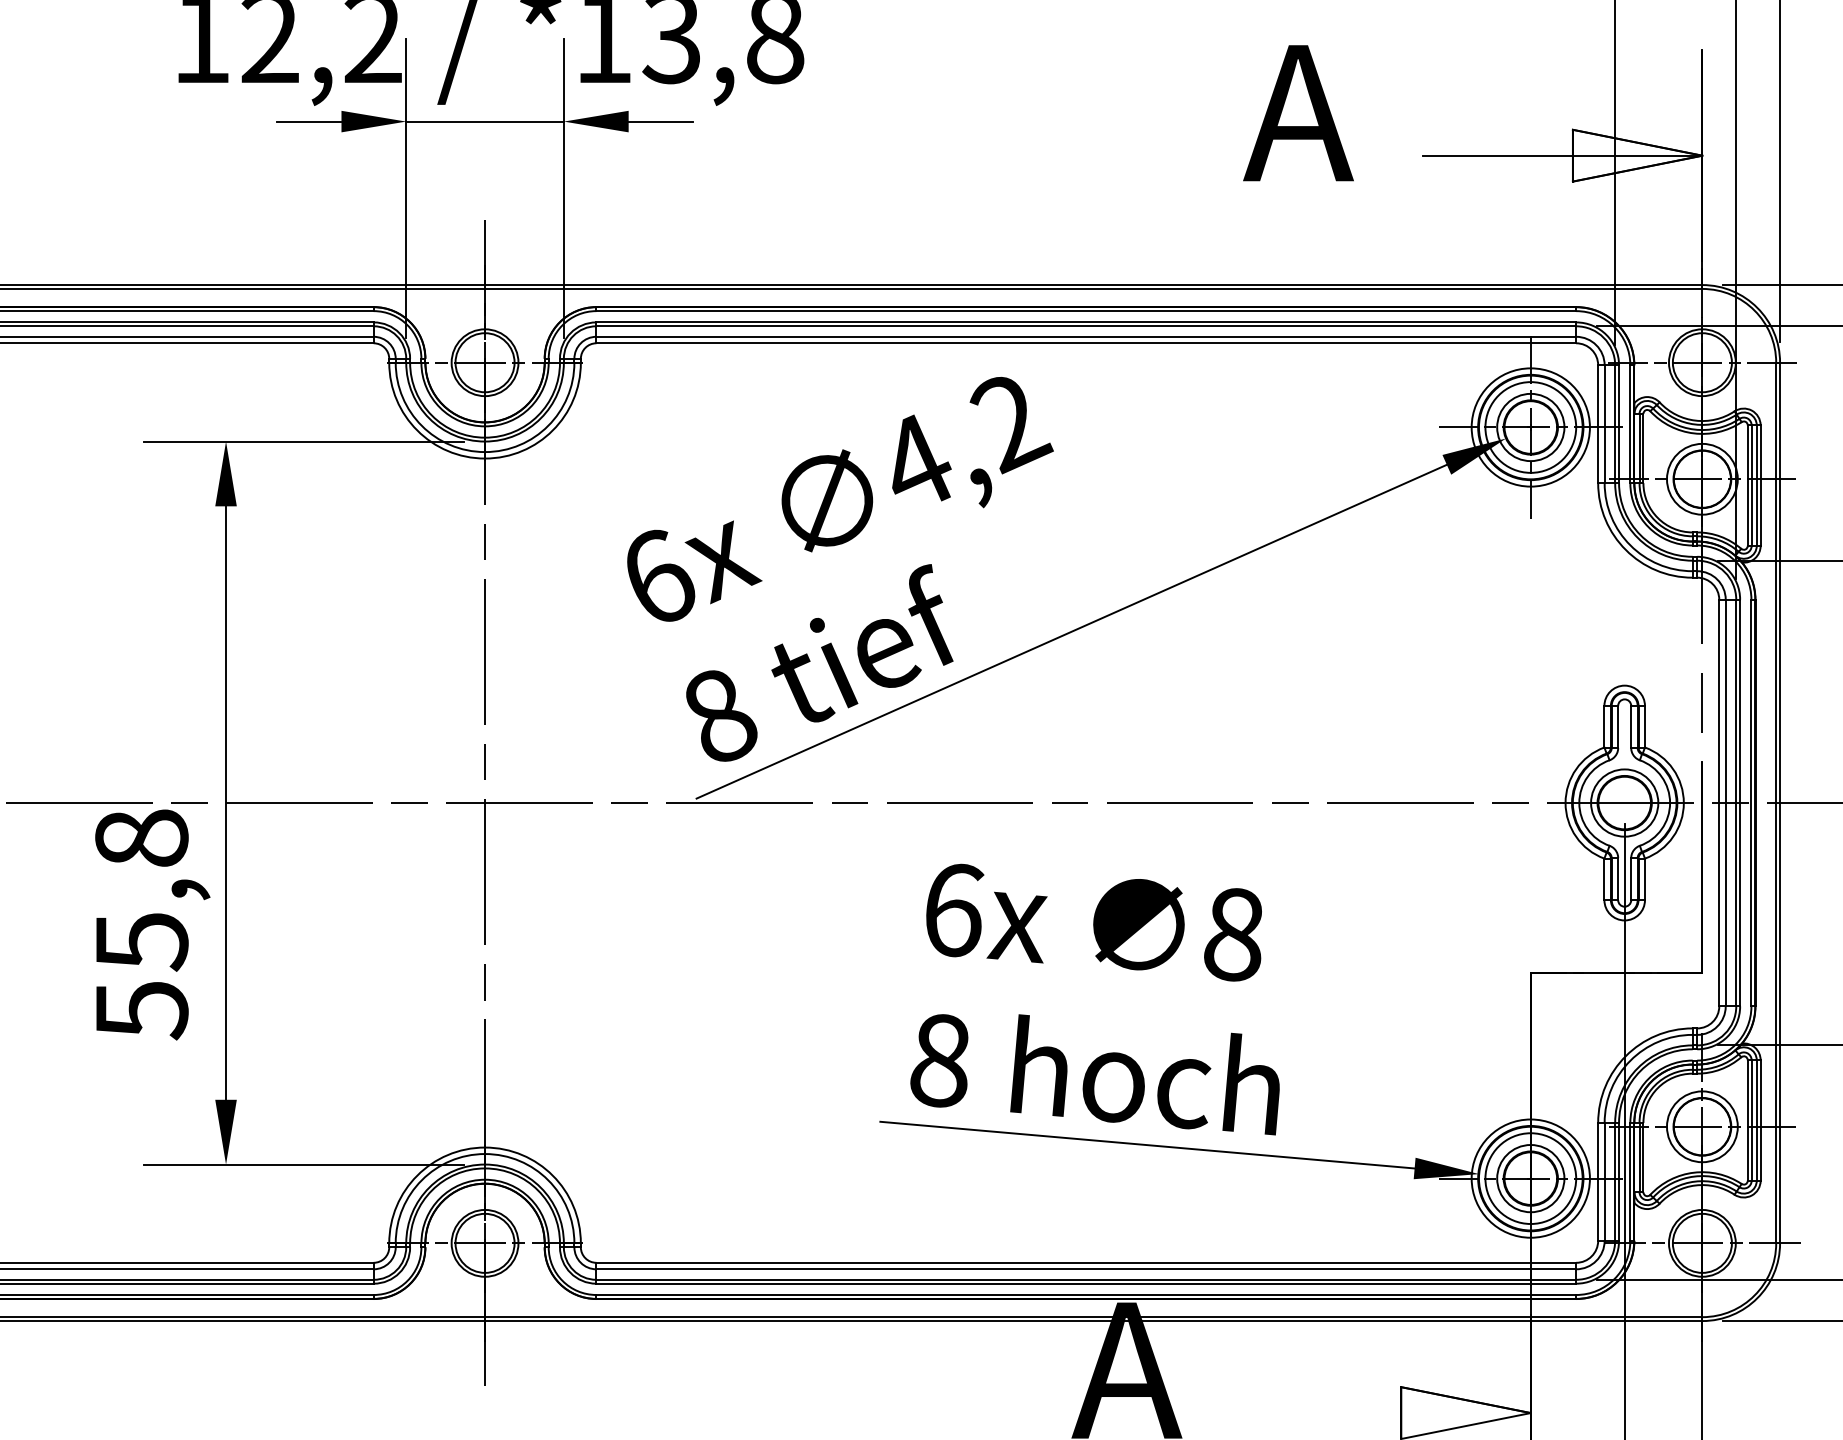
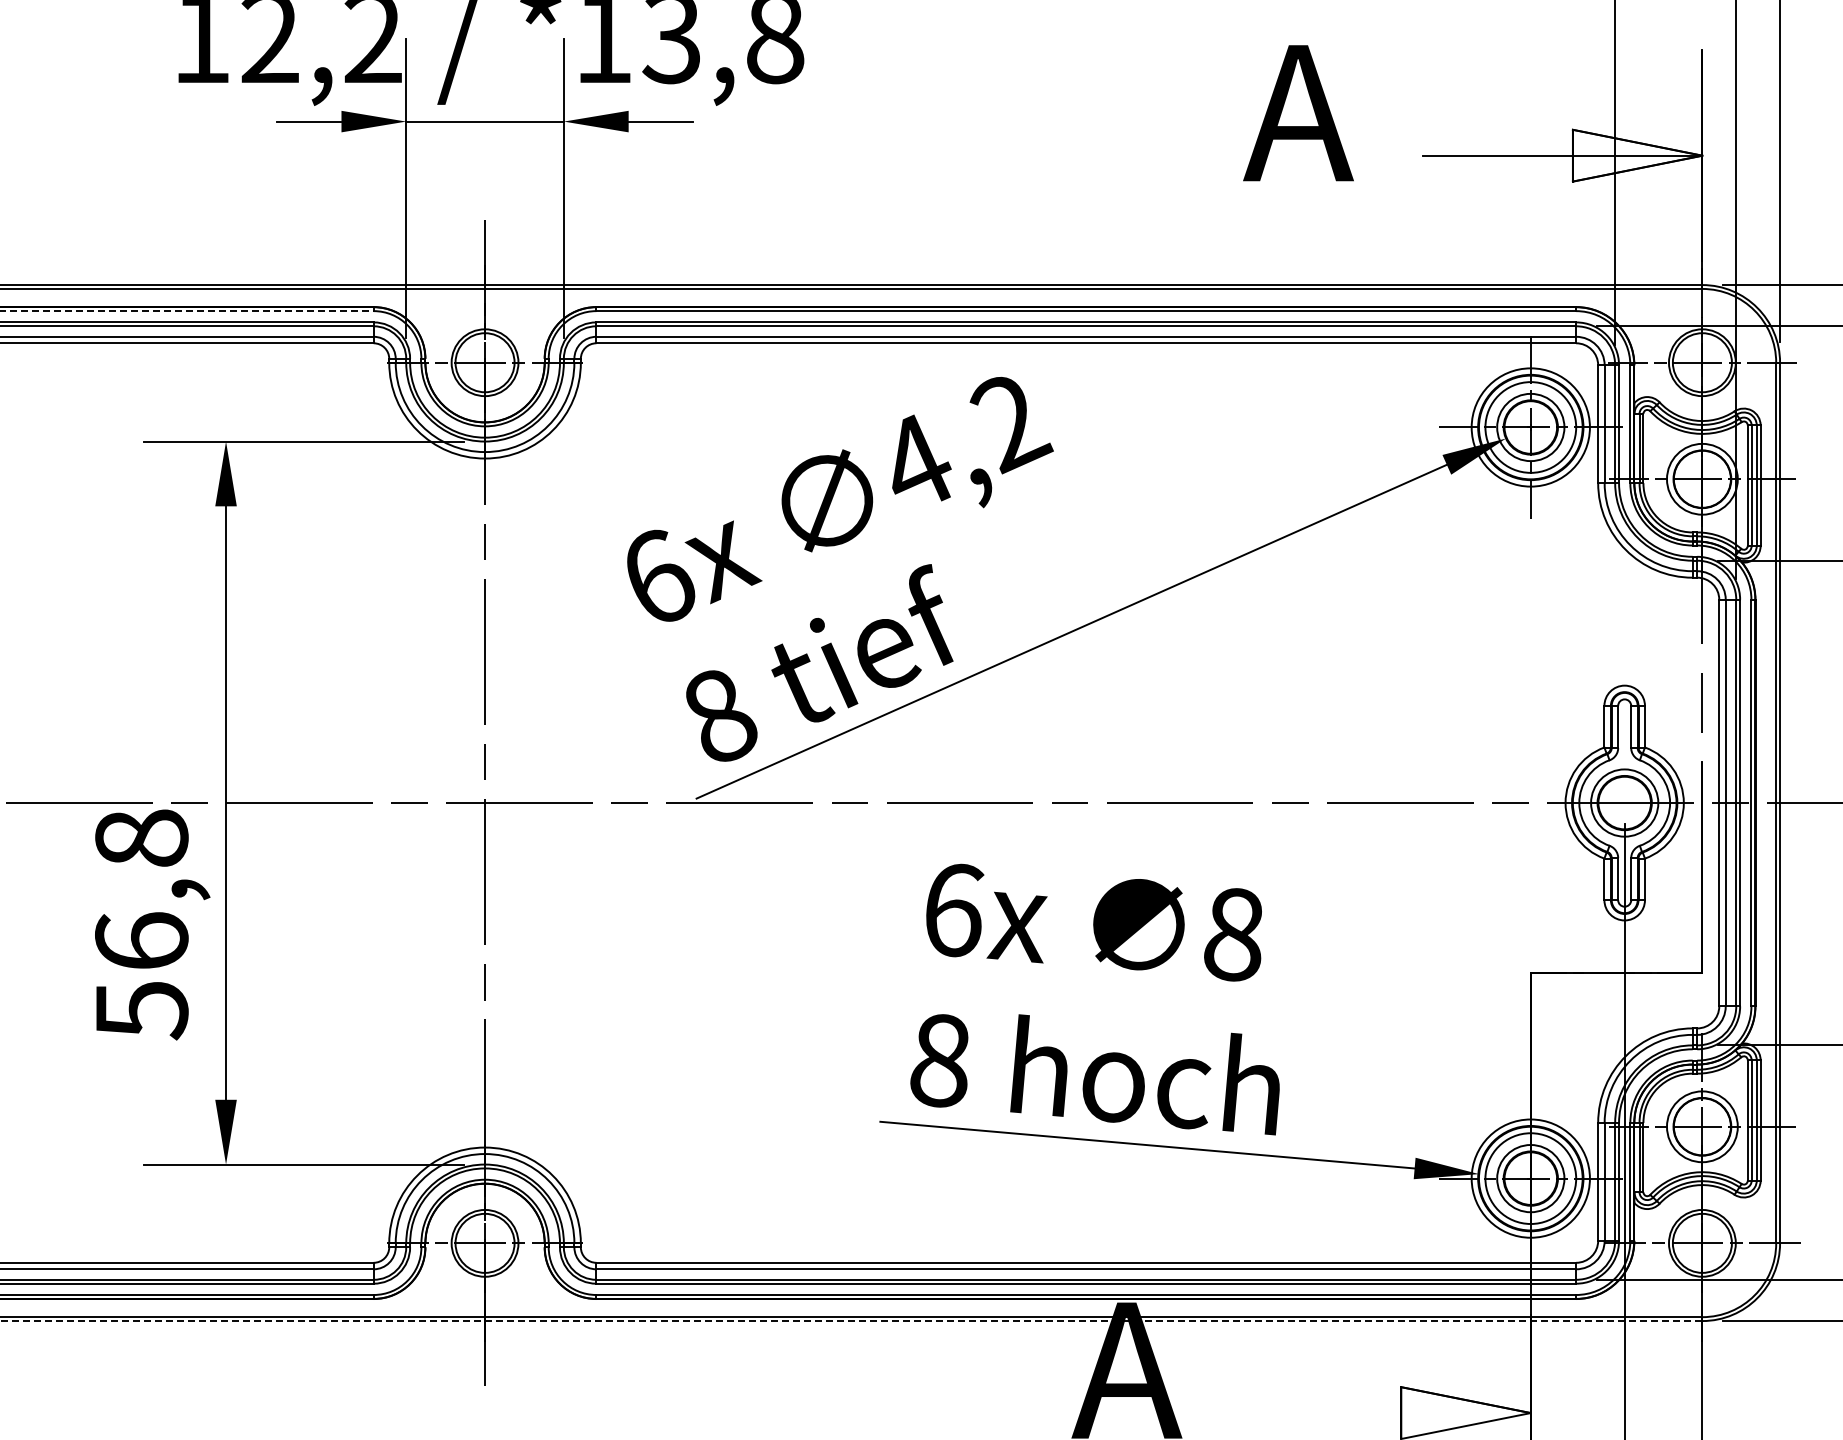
line: solid -> dashed (187, 311)
text: 55,8 -> 56,8 (141, 941)
line: solid -> dashed (851, 1321)
